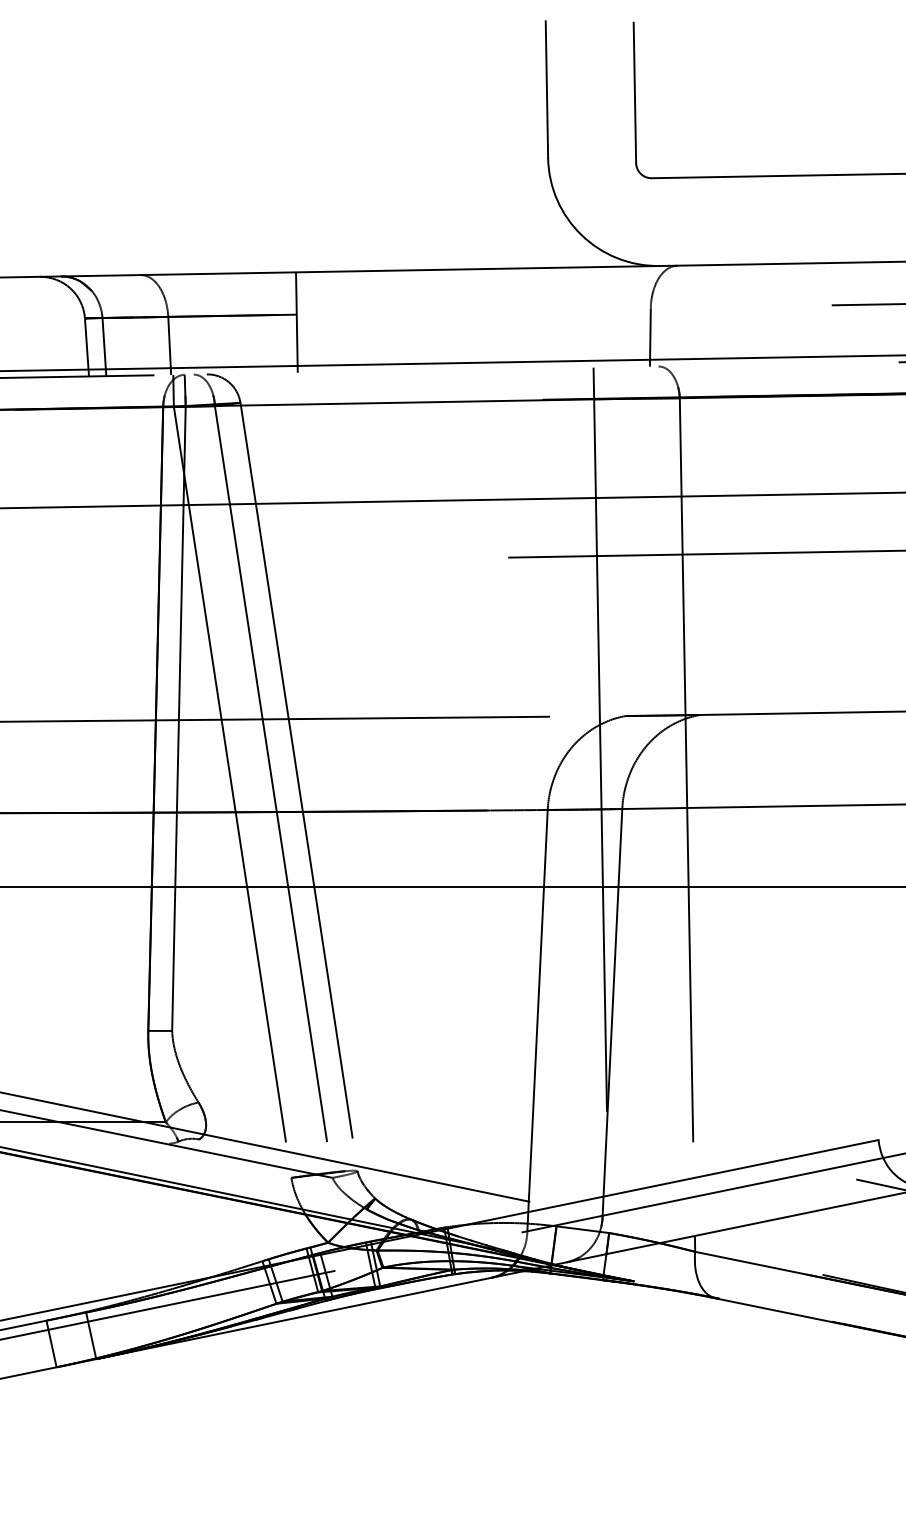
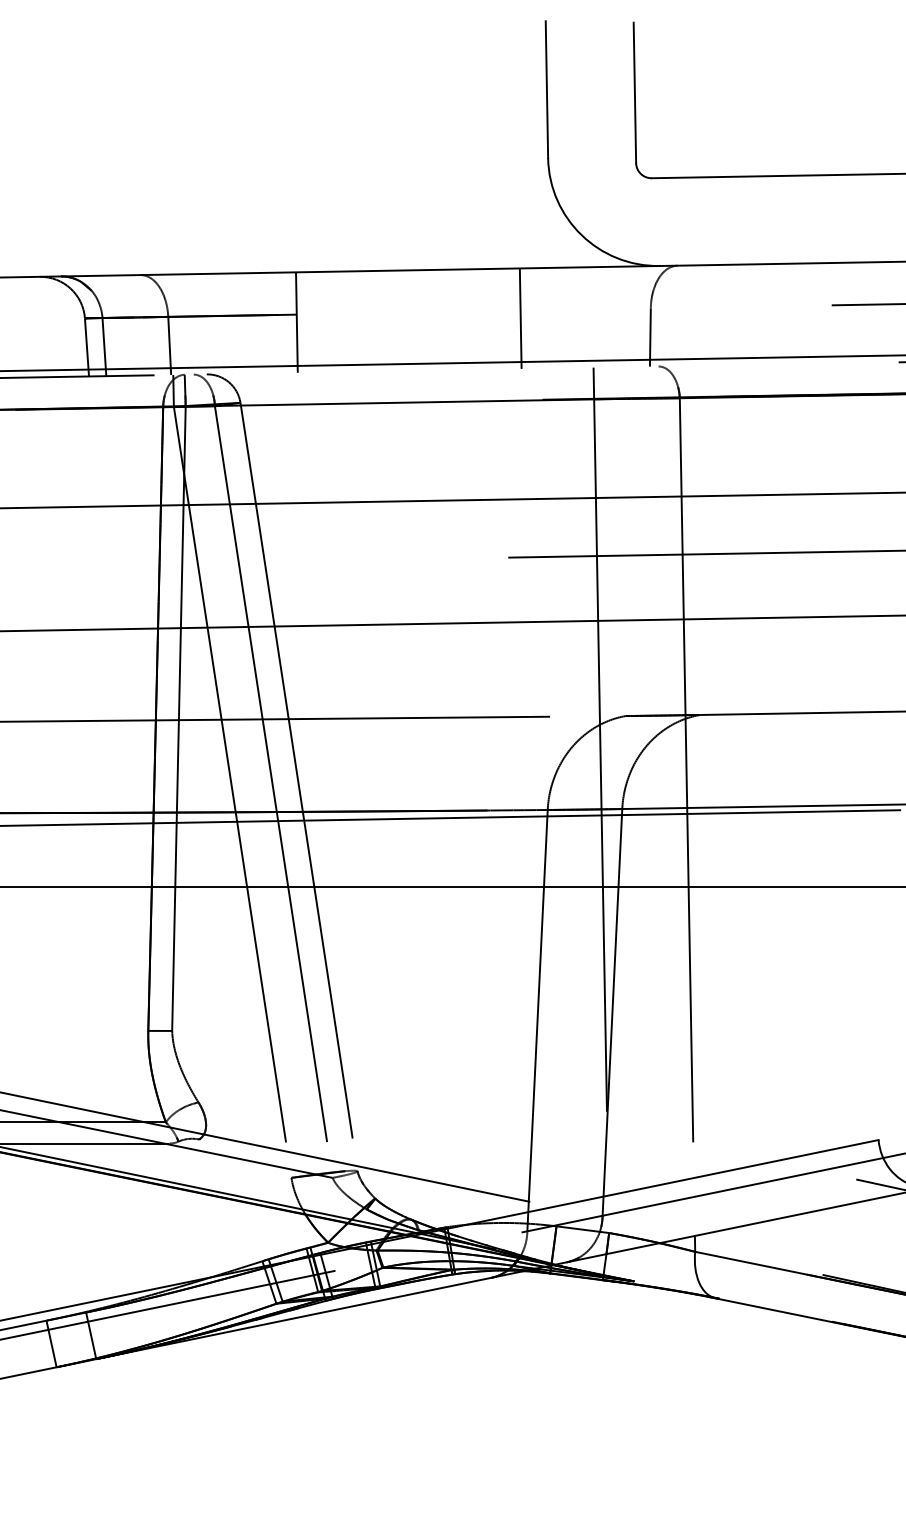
line: none -> present (520, 318)
line: none -> present (452, 623)
line: none -> present (451, 817)
line: none -> present (85, 1143)
